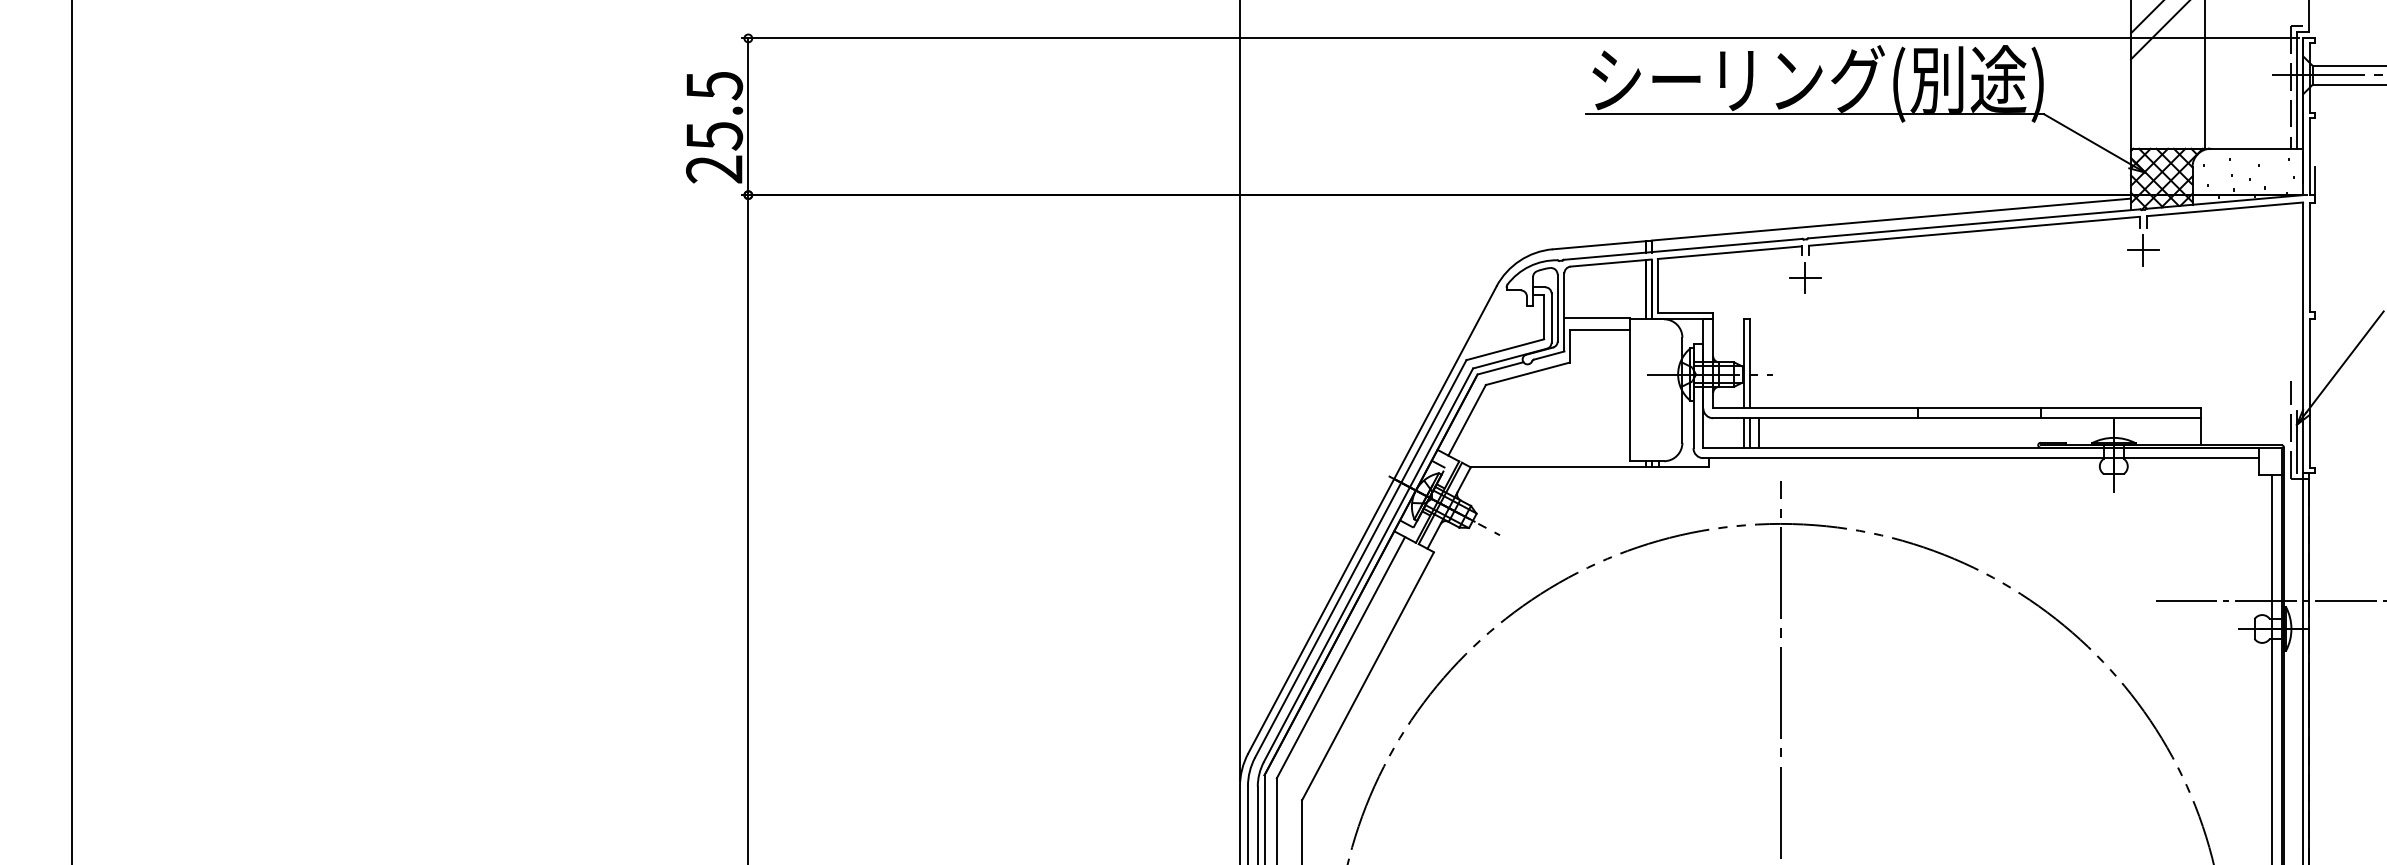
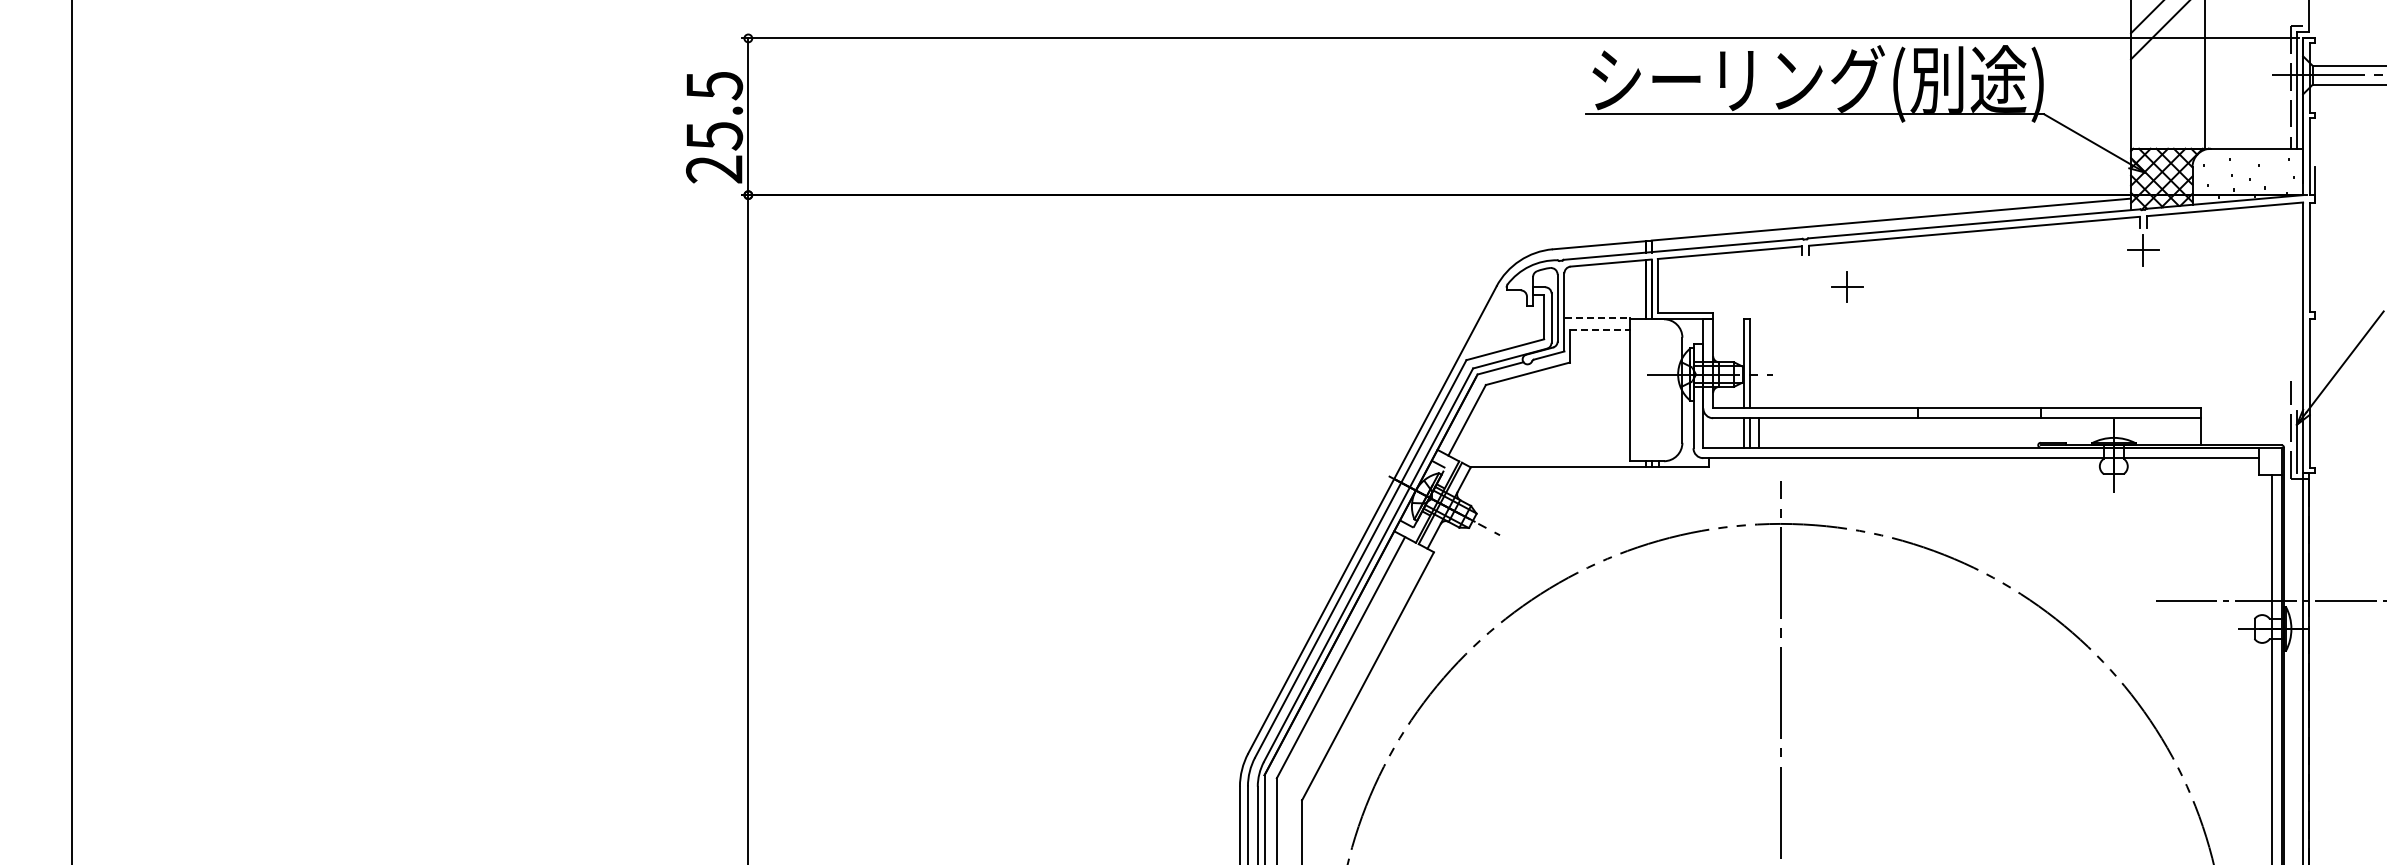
part position: (1805, 277) -> (1847, 286) (1847, 286)
line: solid -> dashed (1597, 318)
line: solid -> dashed (1599, 330)
line: present -> none (1239, 391)
